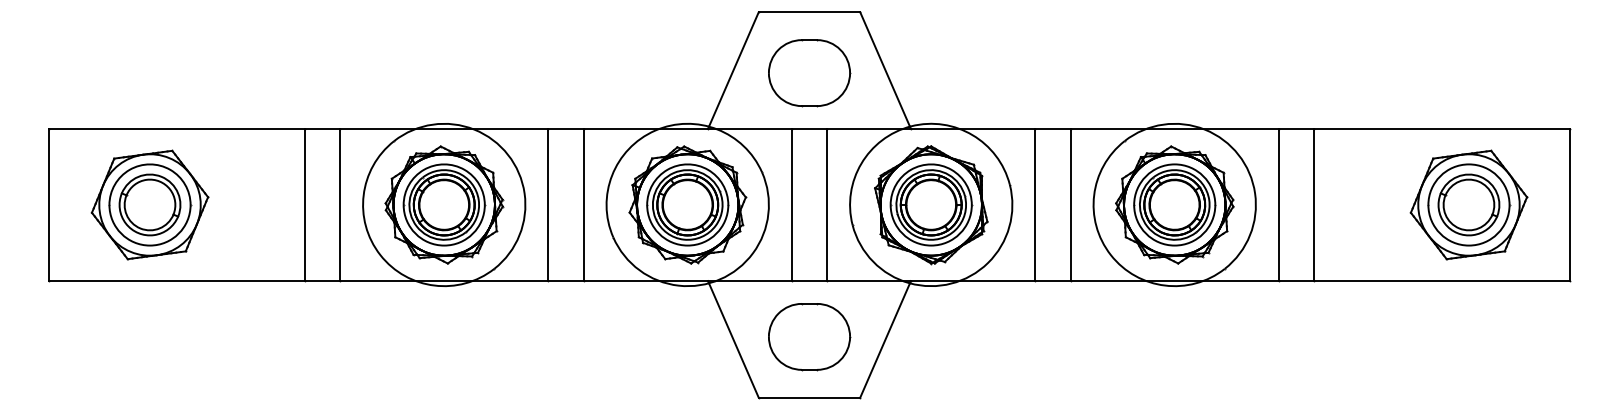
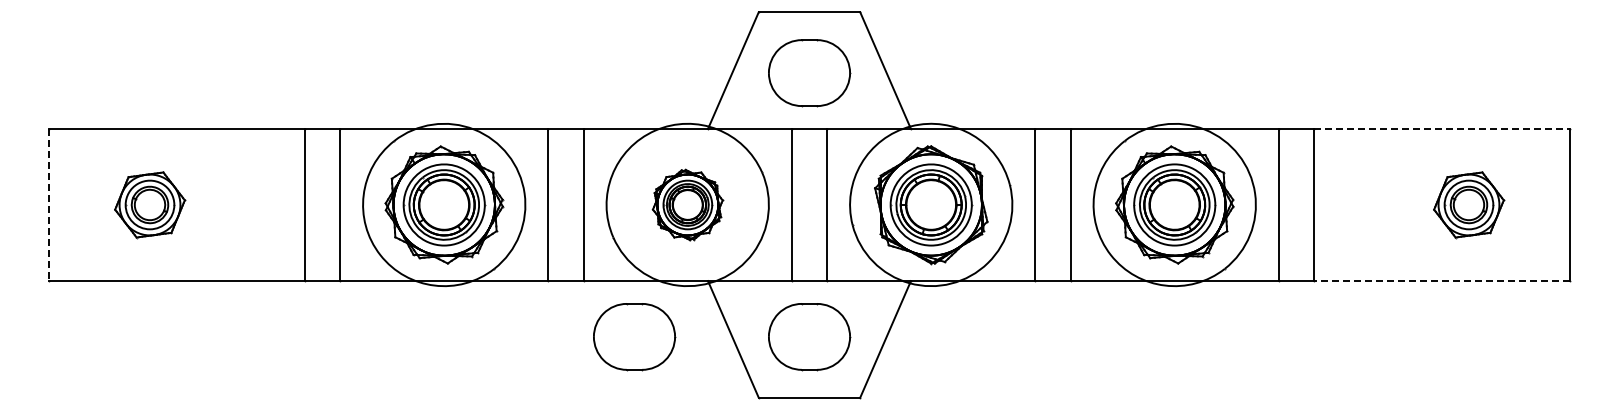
line: solid -> dashed (1442, 128)
part size: 120x112 px -> 73x69 px (150, 205)
part size: 120x120 px -> 74x74 px (687, 204)
part size: 120x112 px -> 73x69 px (1469, 205)
line: solid -> dashed (48, 205)
line: solid -> dashed (1441, 281)
part: none -> present (634, 337)
